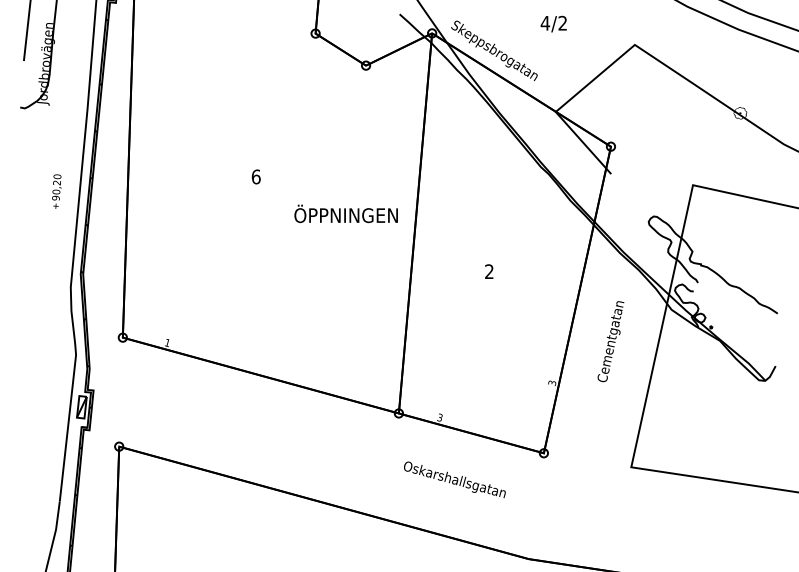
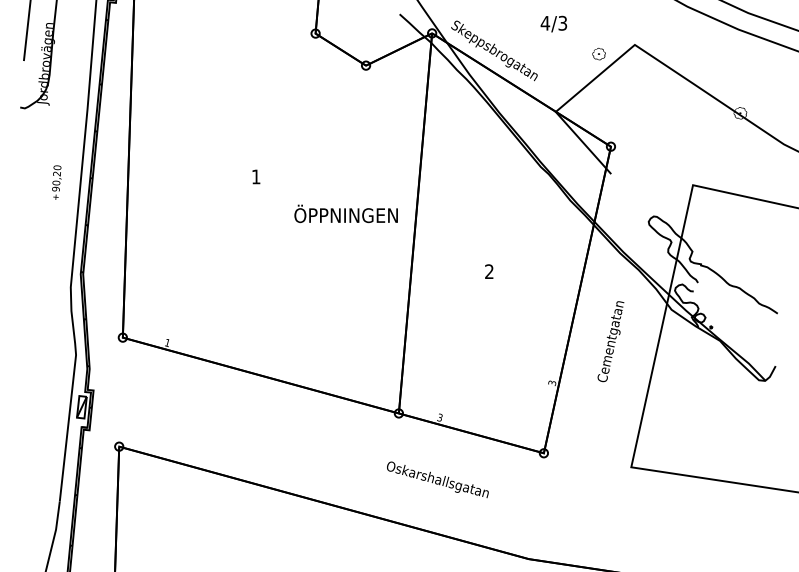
text: 4/2 -> 4/3 (562, 23)
part: none -> present (598, 54)
text: 6 -> 1 (255, 176)
text position: (56, 191) -> (56, 182) (56, 182)
text position: (454, 479) -> (437, 479) (437, 479)
